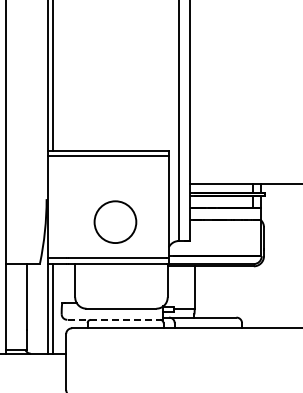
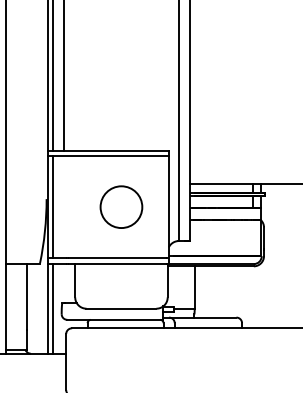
line: none -> present (63, 76)
line: none -> present (52, 206)
circle position: (115, 221) -> (121, 206) (121, 206)
line: dashed -> solid (115, 319)
